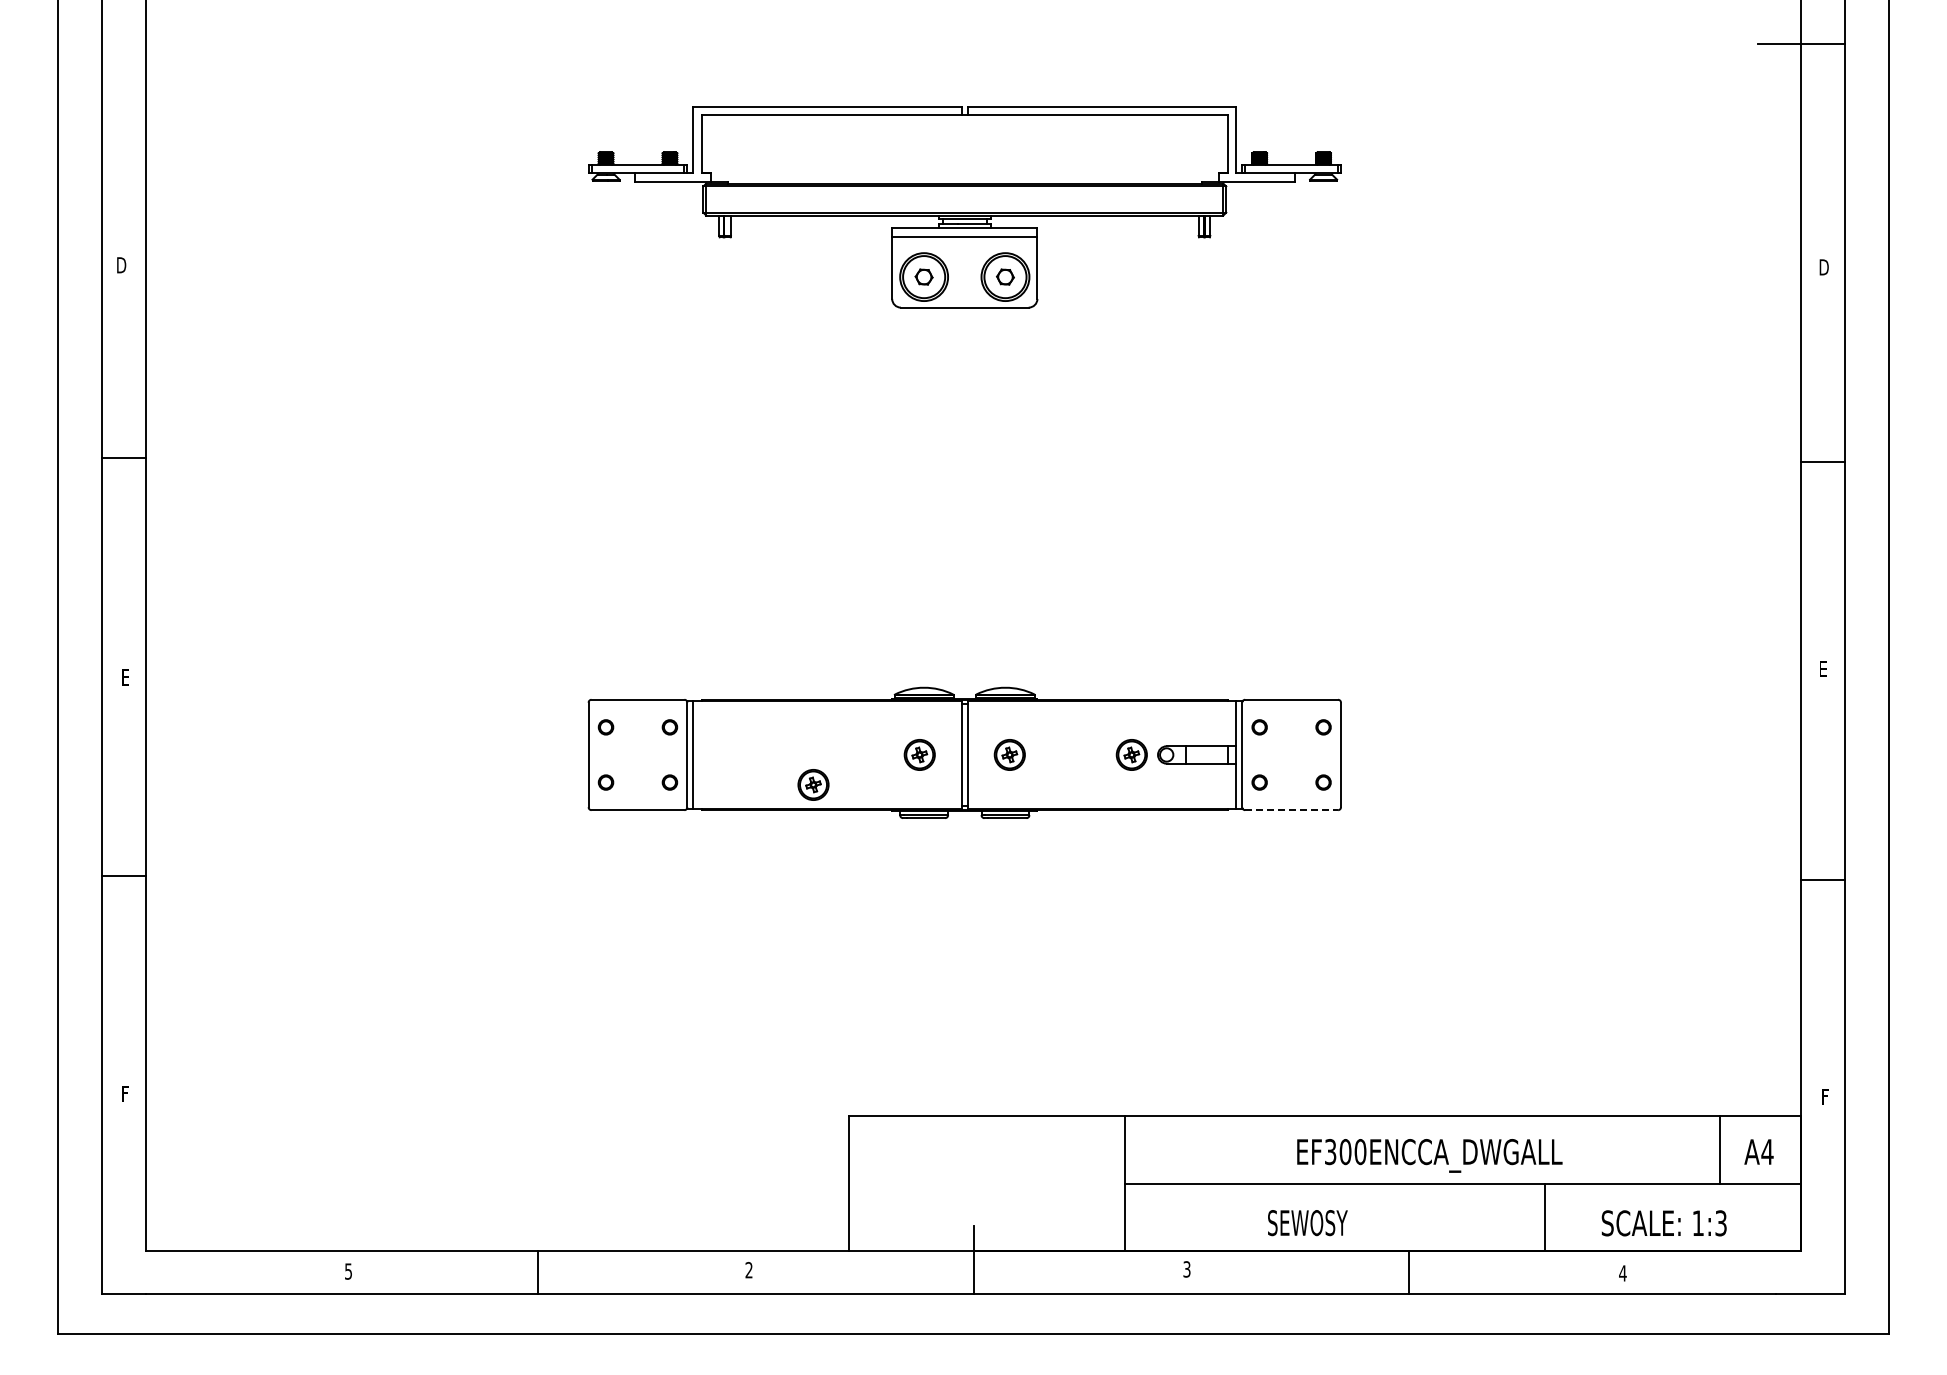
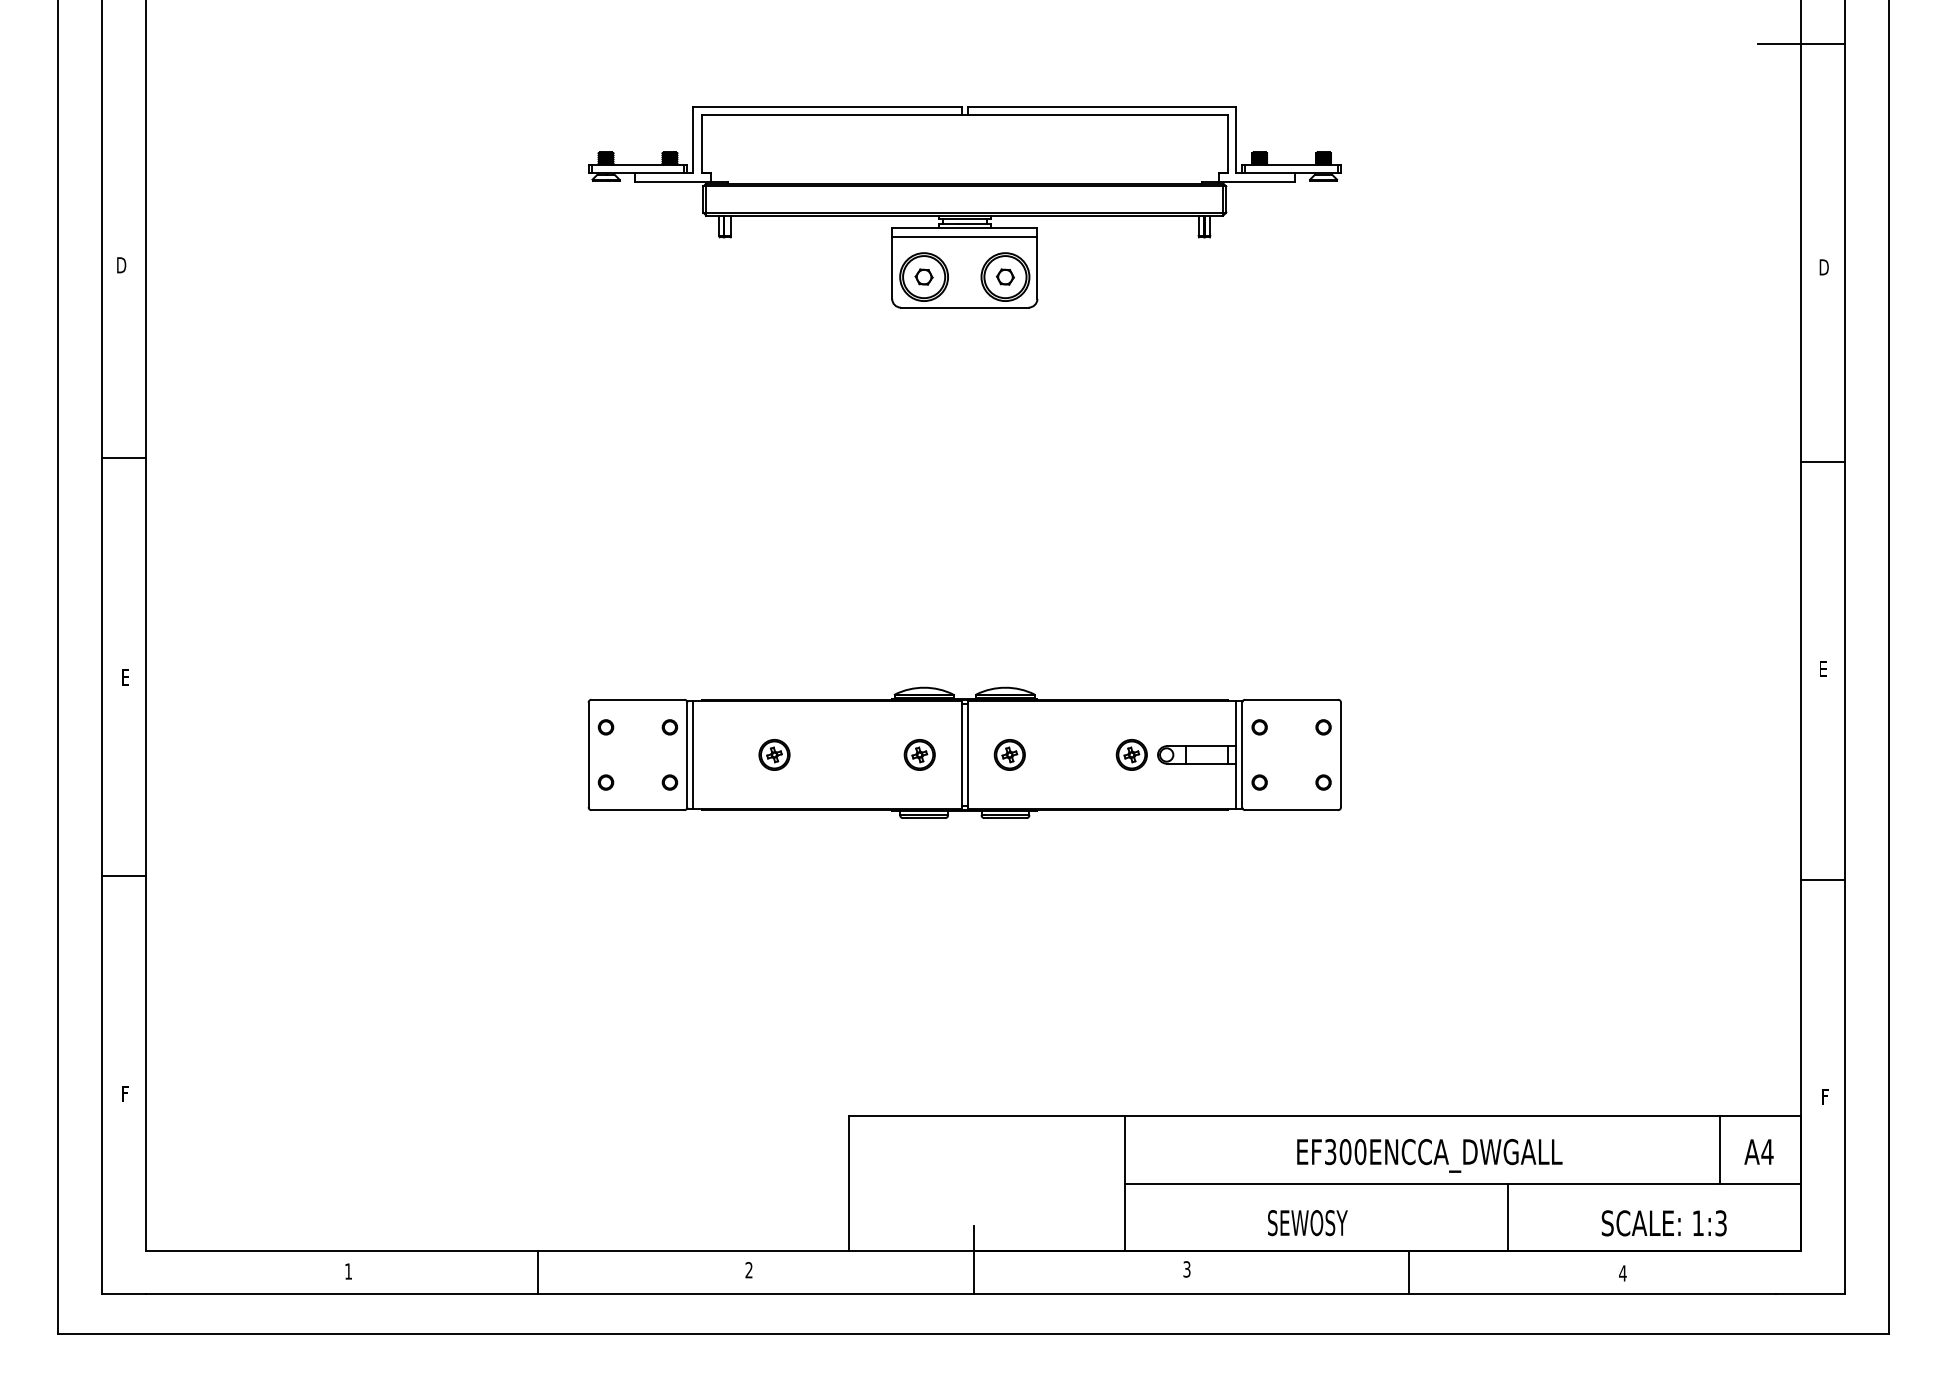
part position: (813, 784) -> (774, 754) (774, 754)
line: dashed -> solid (1292, 810)
line position: (1544, 1216) -> (1507, 1216) (1507, 1216)
text: 5 -> 1 (348, 1271)
